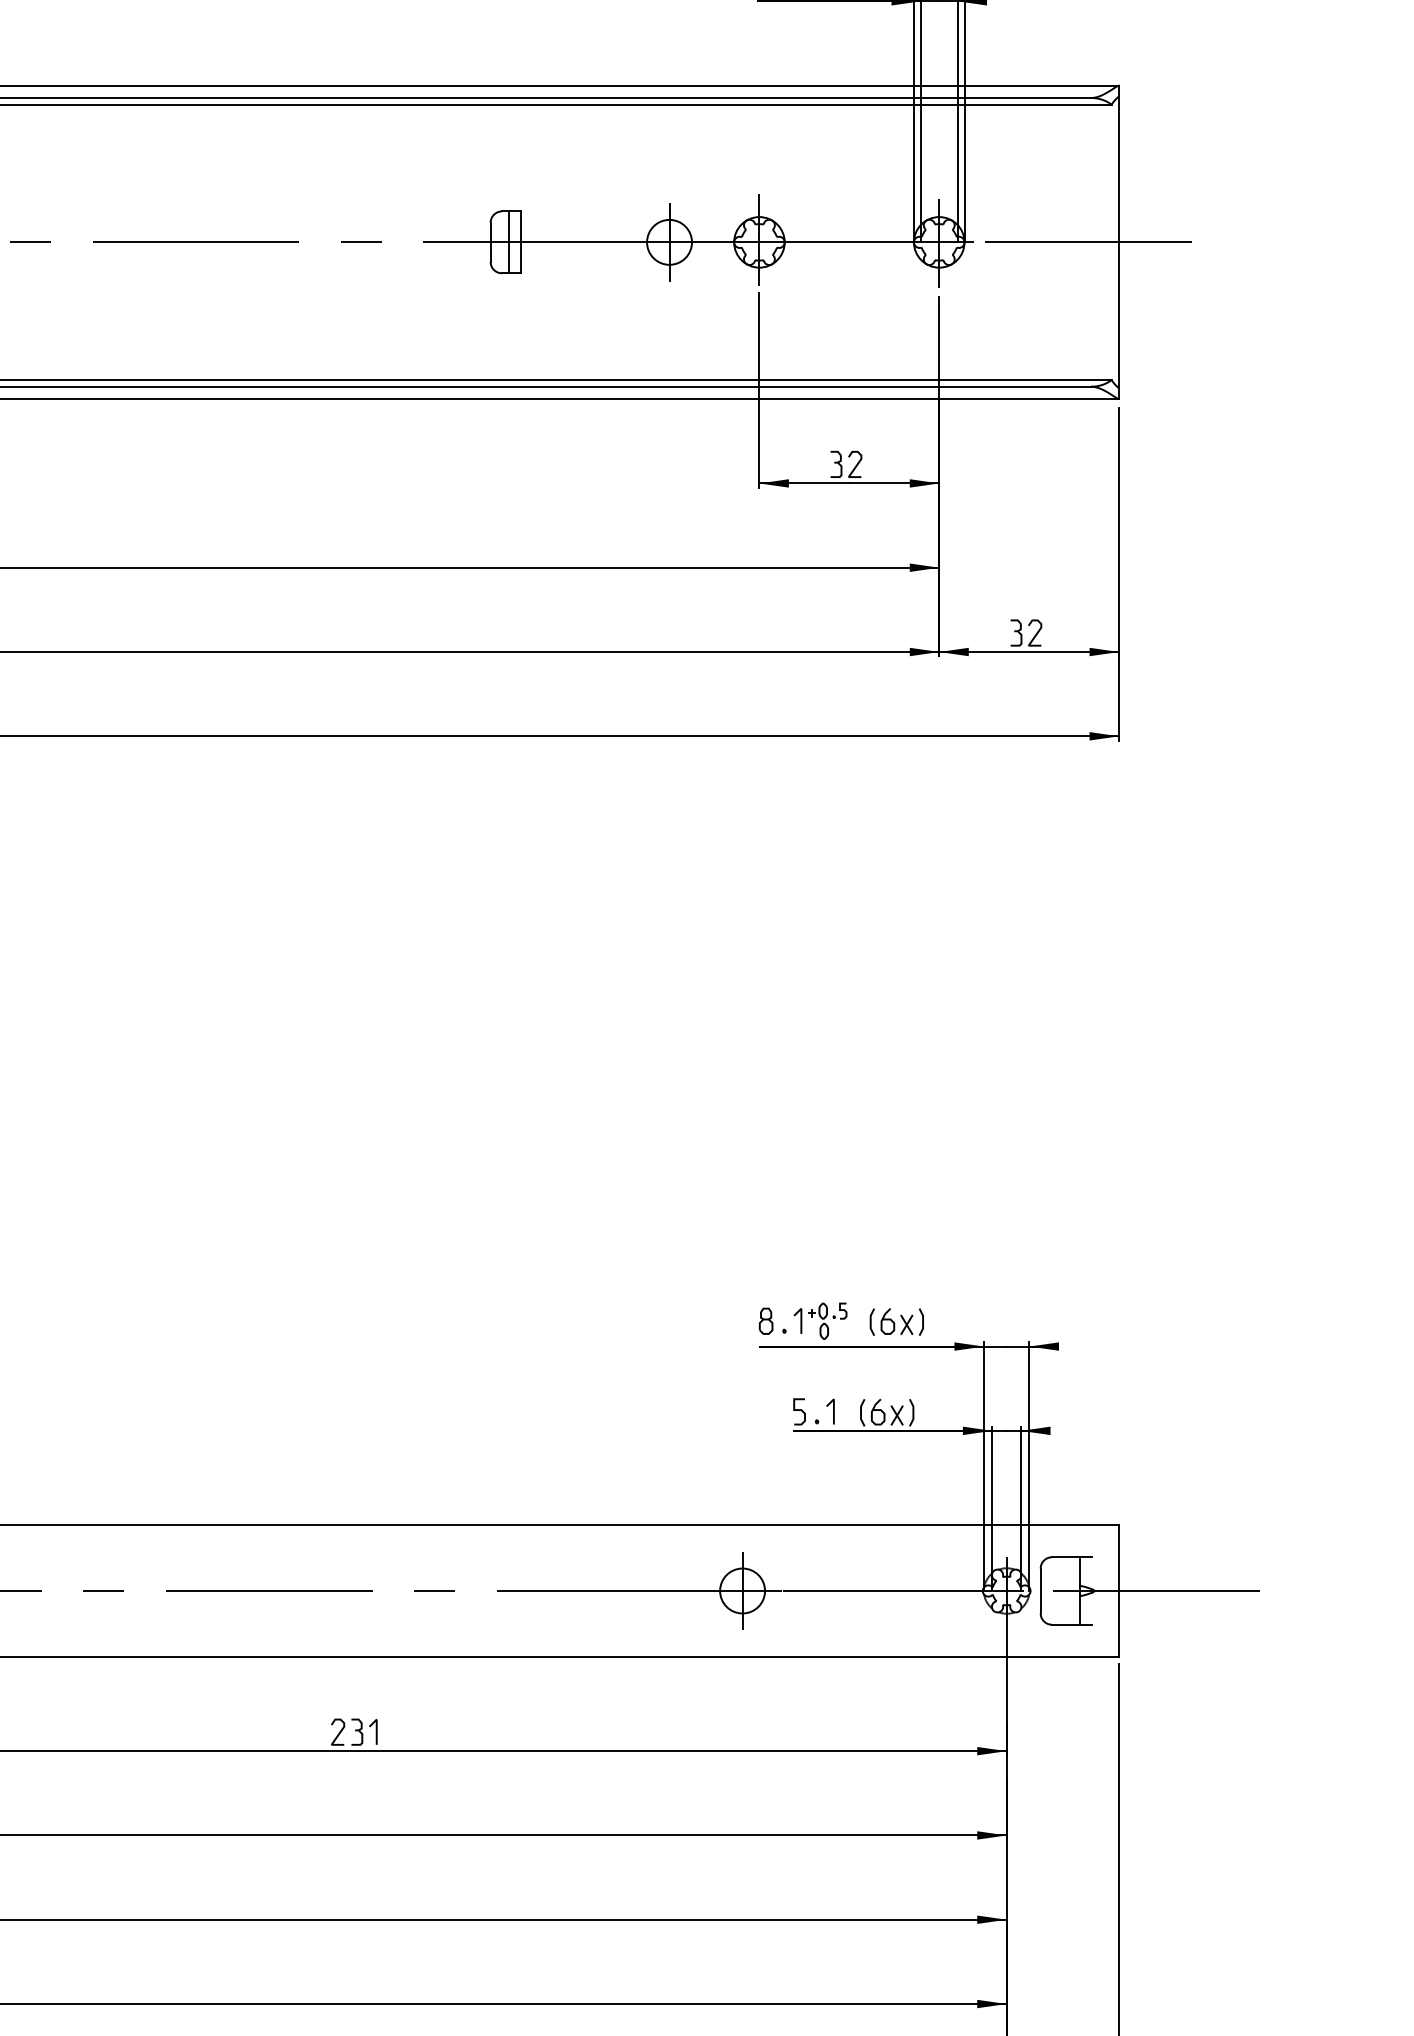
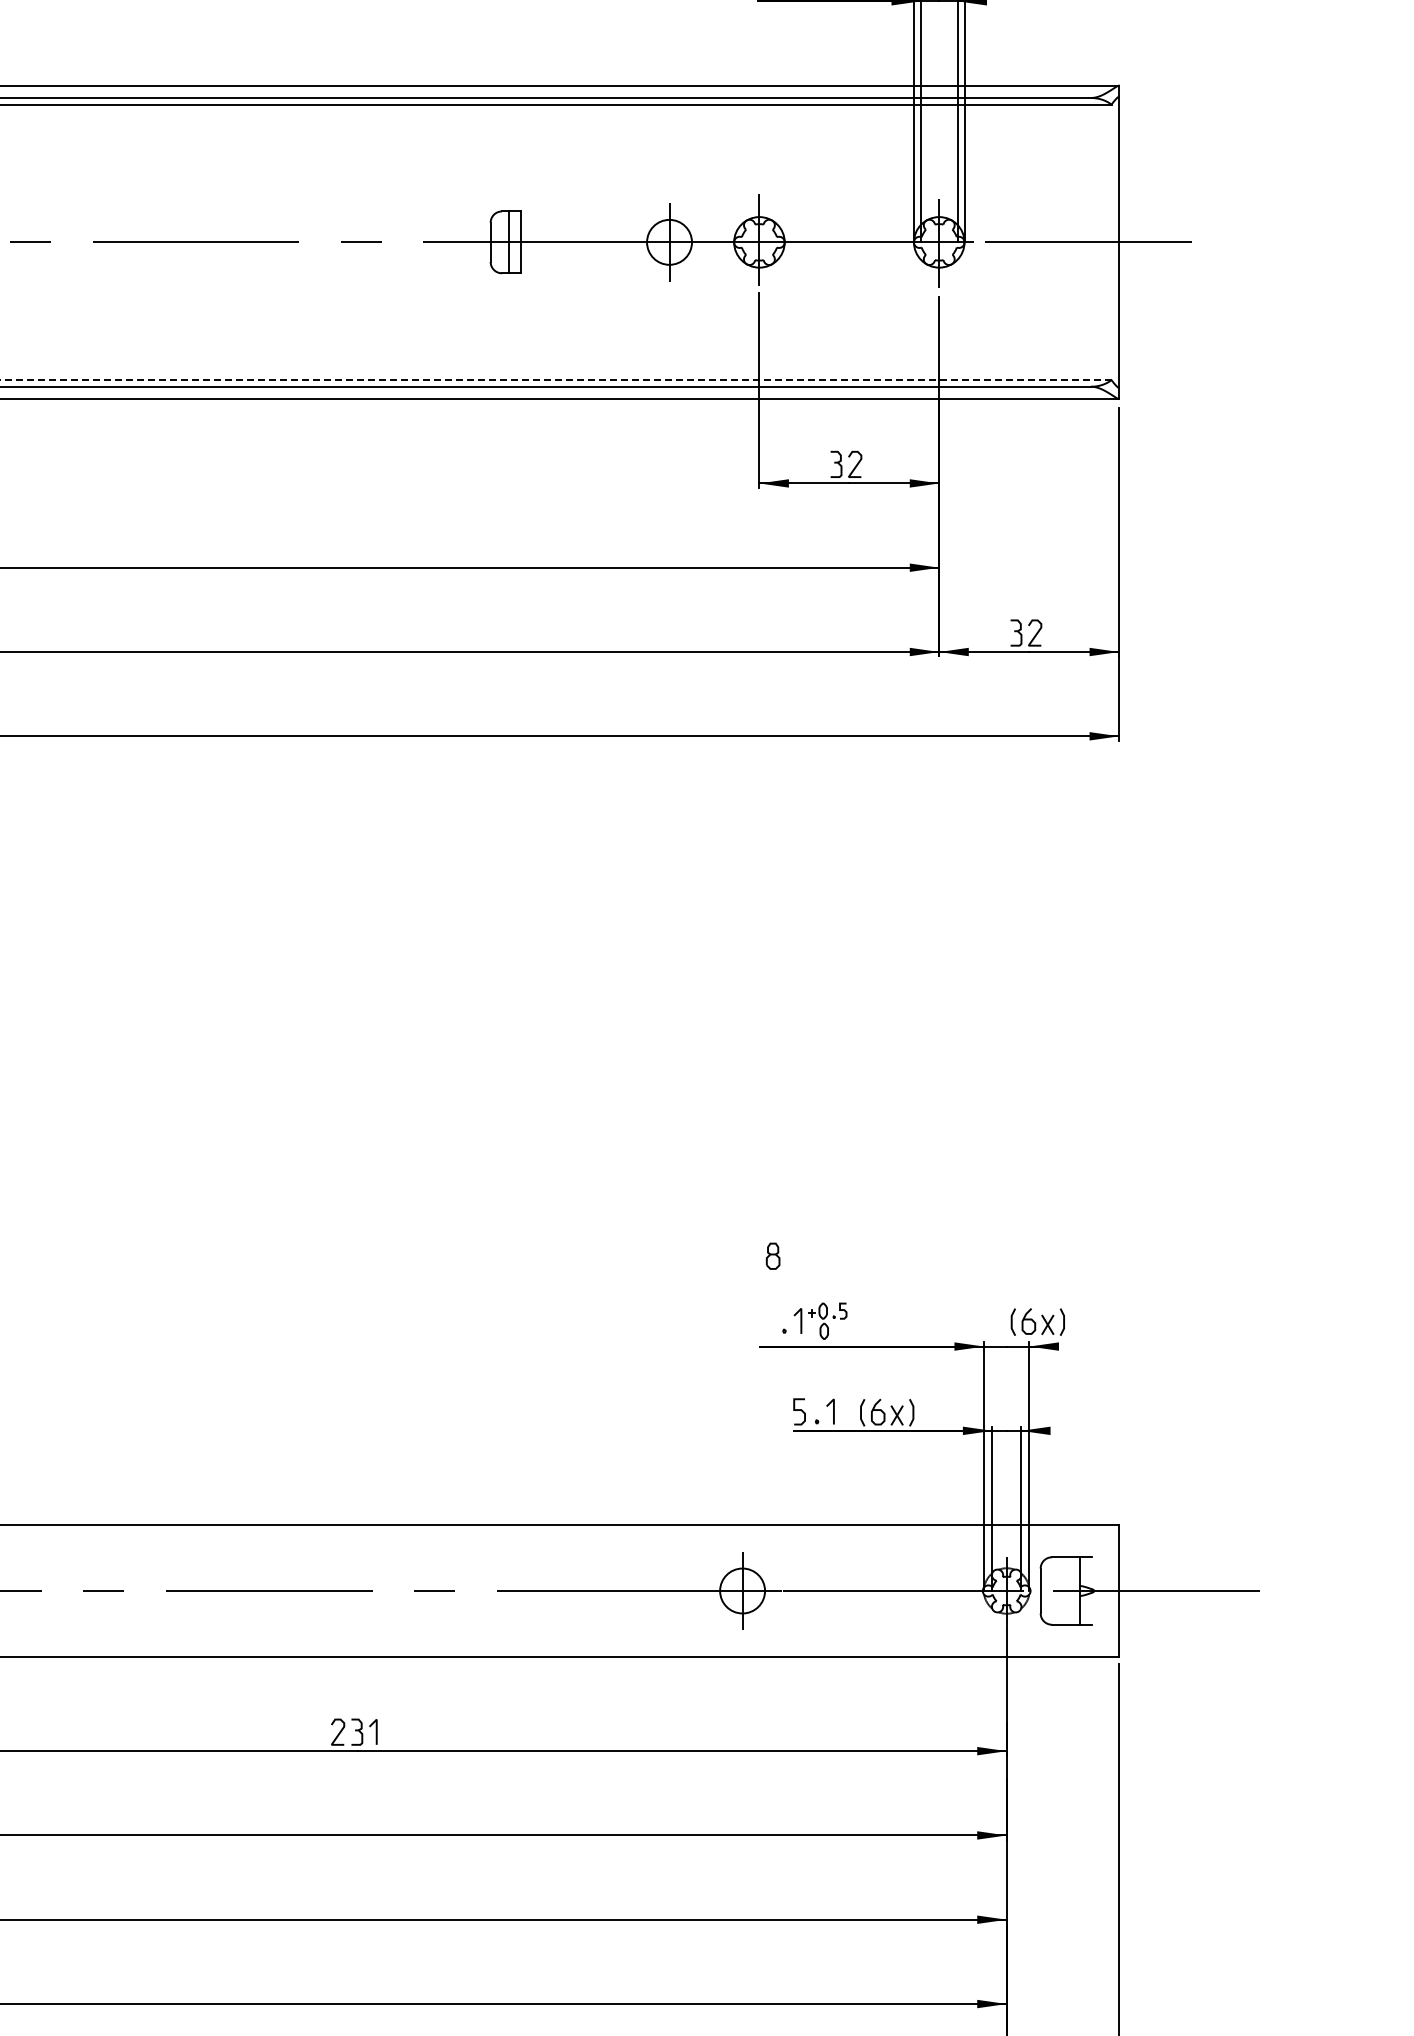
line: solid -> dashed (555, 380)
part position: (765, 1320) -> (772, 1255) (772, 1255)
part position: (896, 1321) -> (1037, 1321) (1037, 1321)
